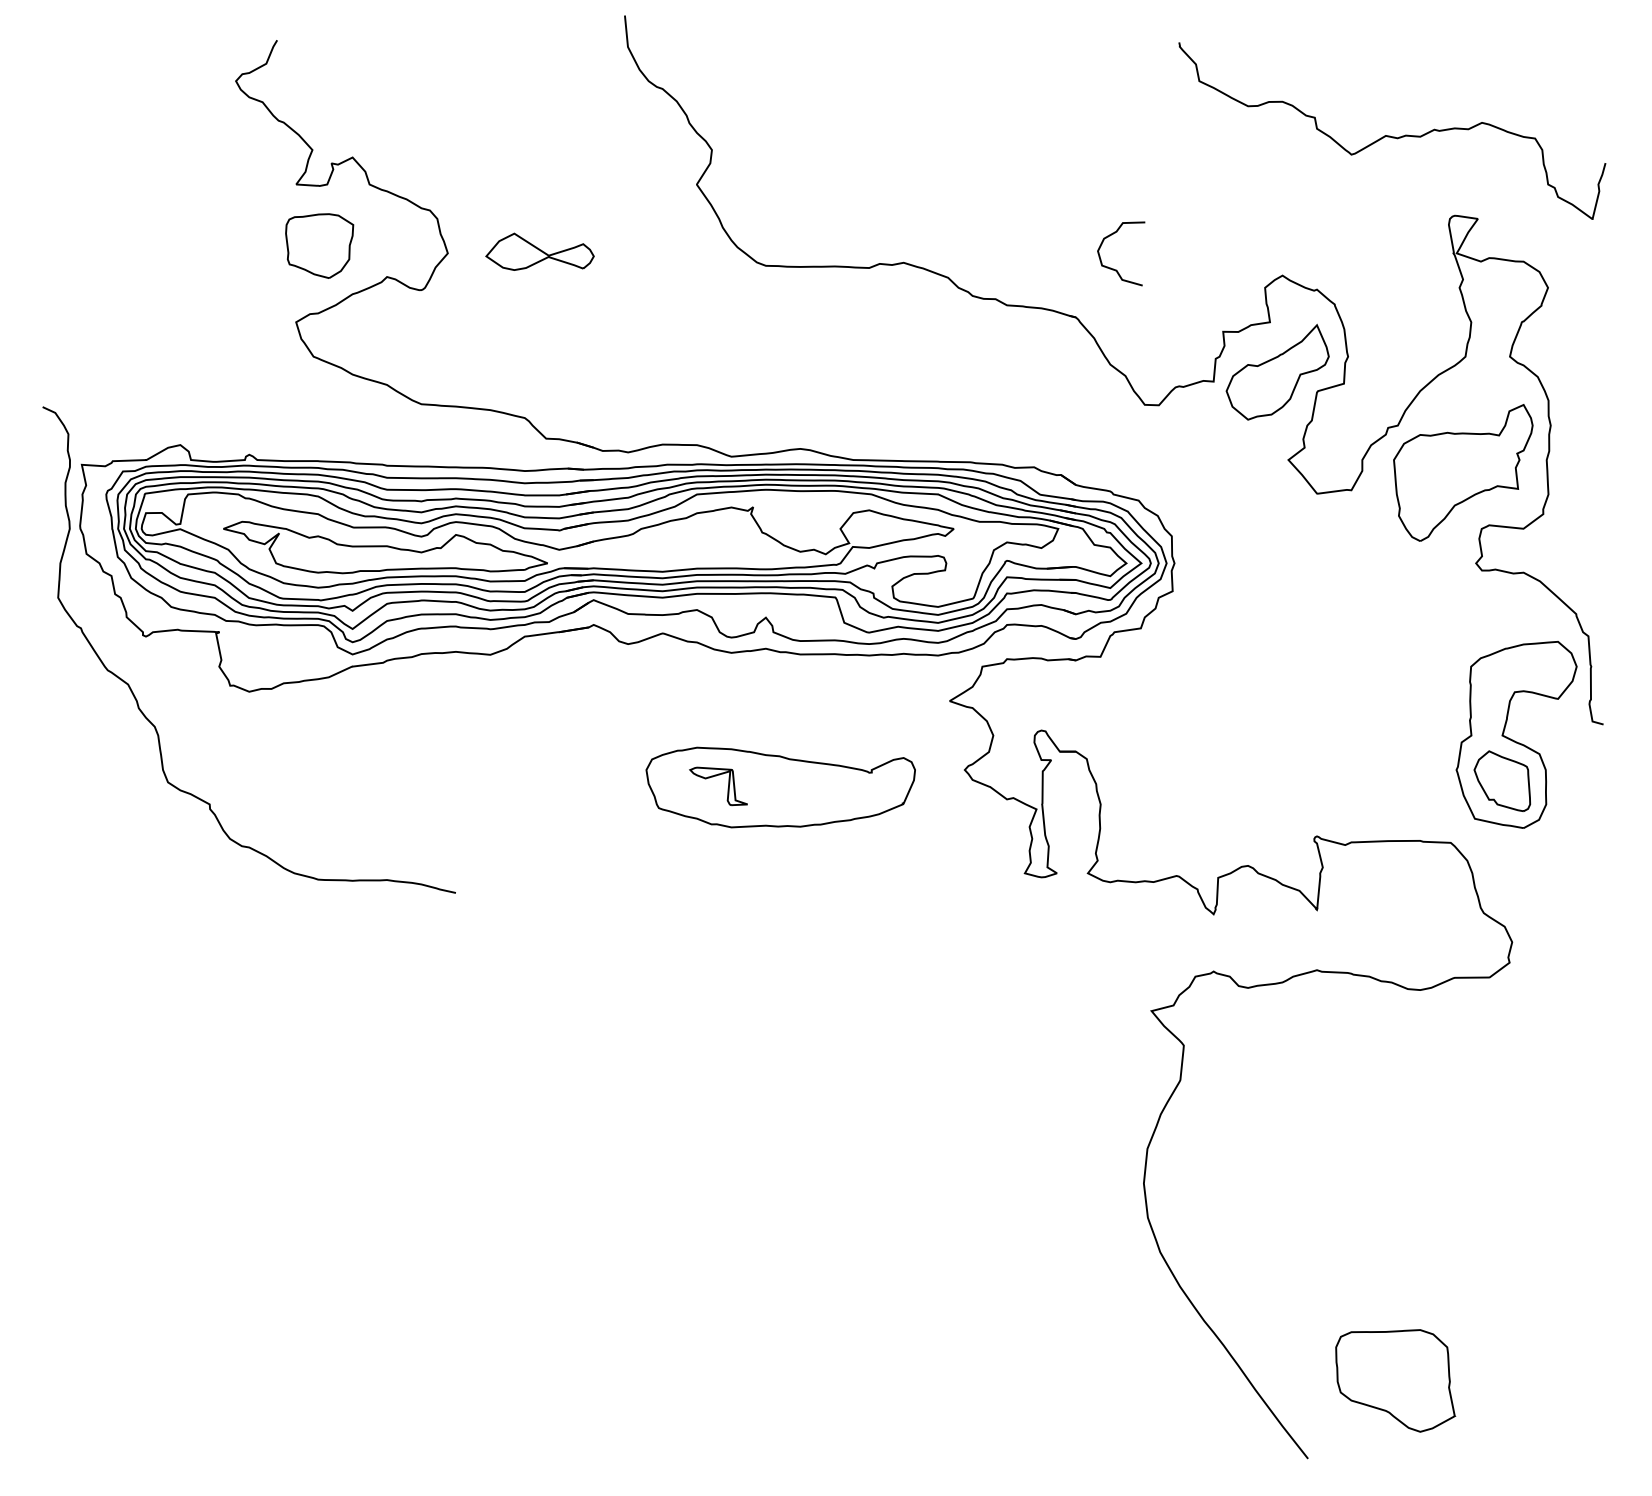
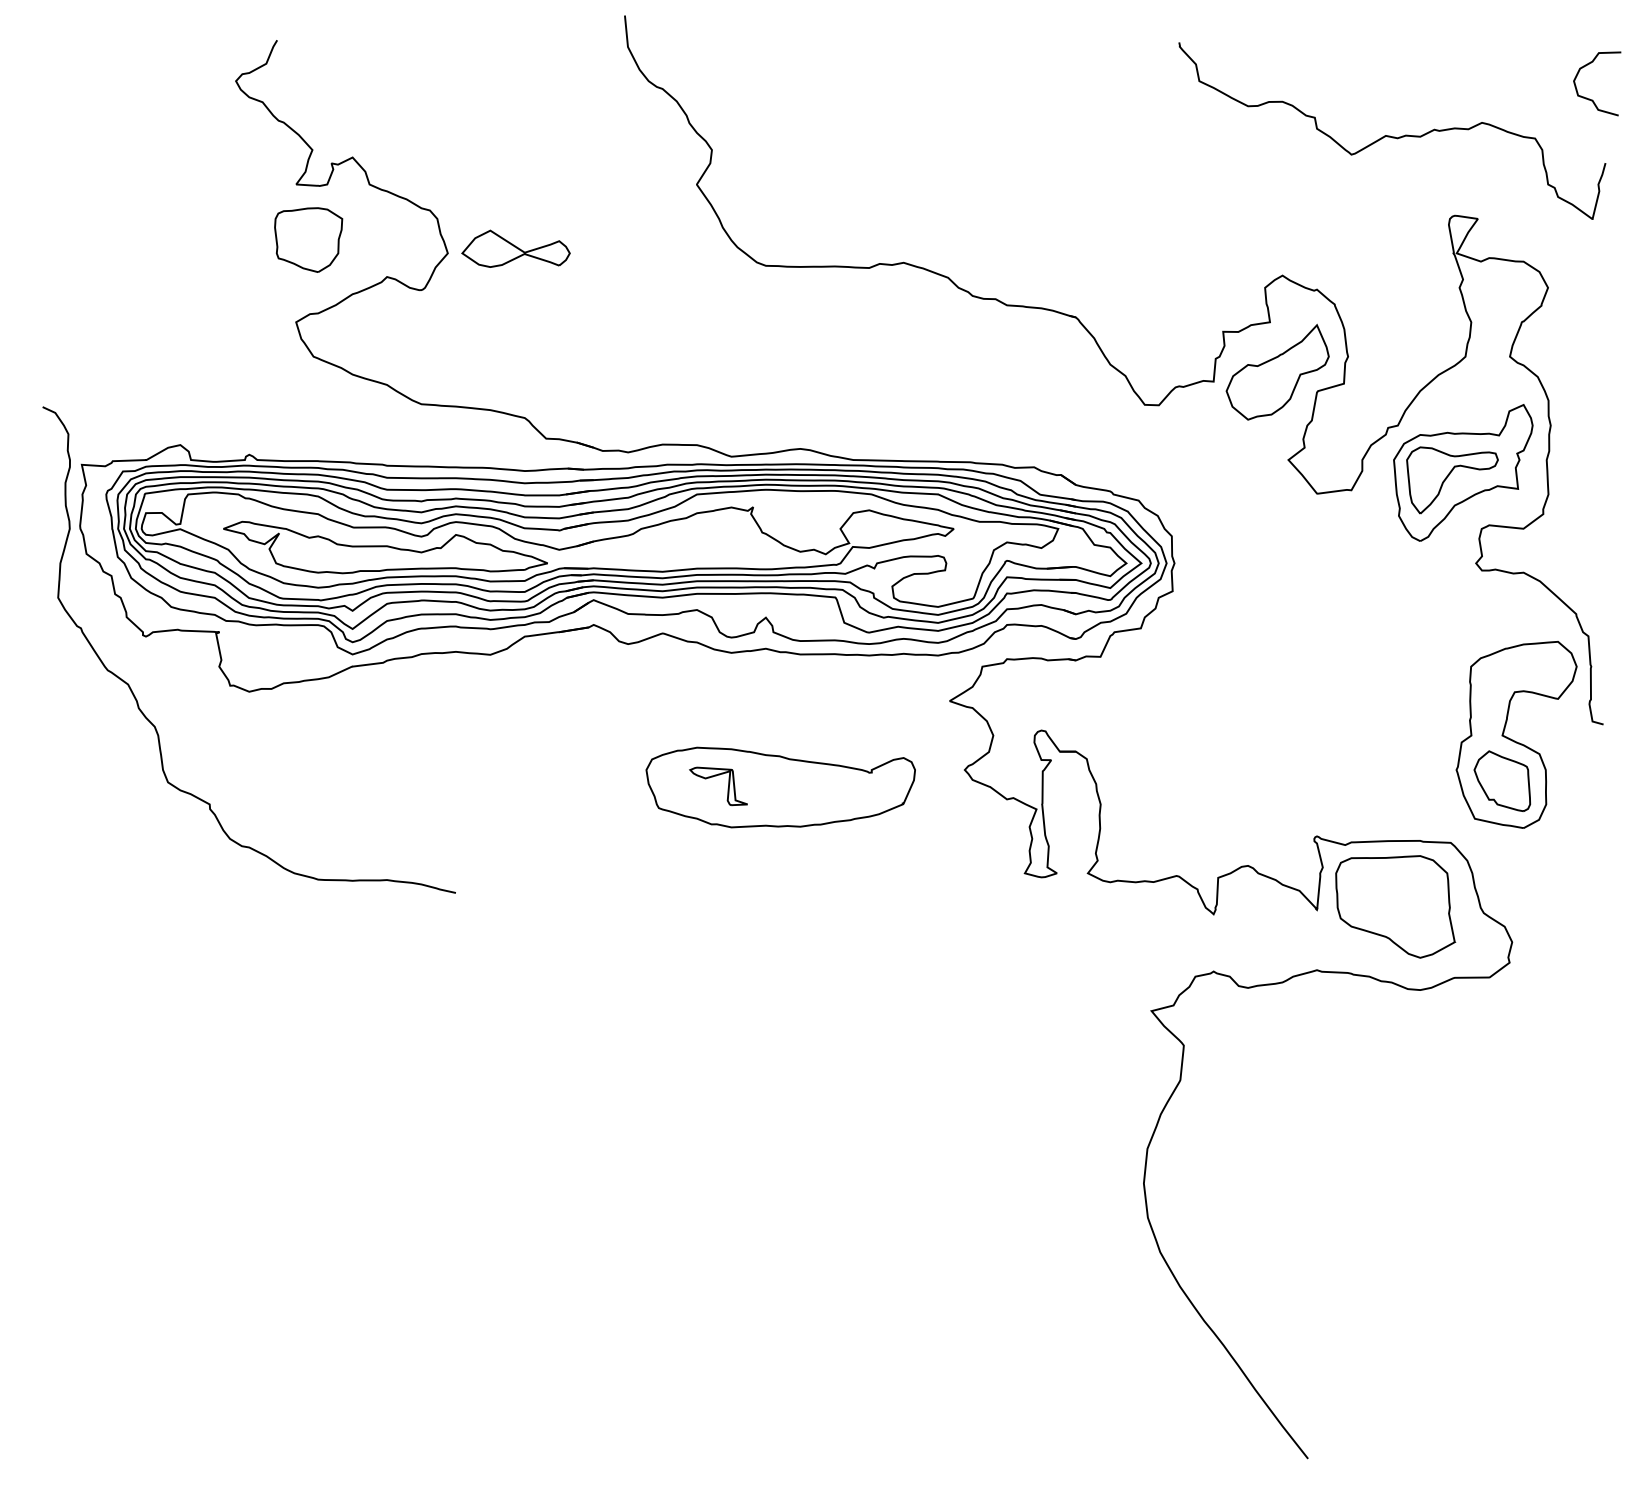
part position: (319, 245) -> (308, 239) (308, 239)
part position: (539, 251) -> (515, 248) (515, 248)
curve position: (1116, 269) -> (1592, 99) (1592, 99)
part: none -> present (1452, 480)
part position: (1395, 1380) -> (1395, 906) (1395, 906)
